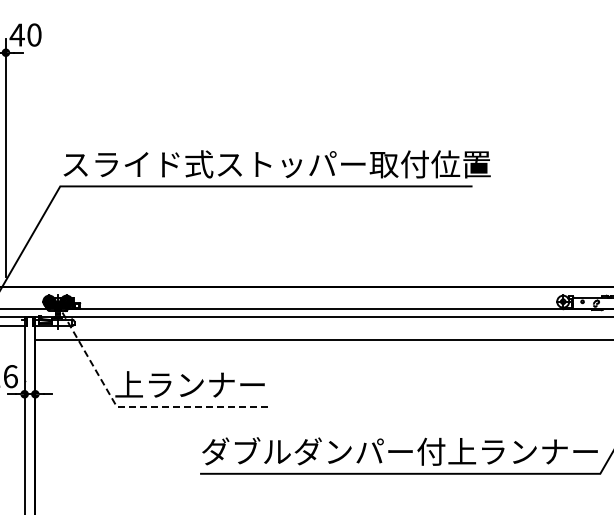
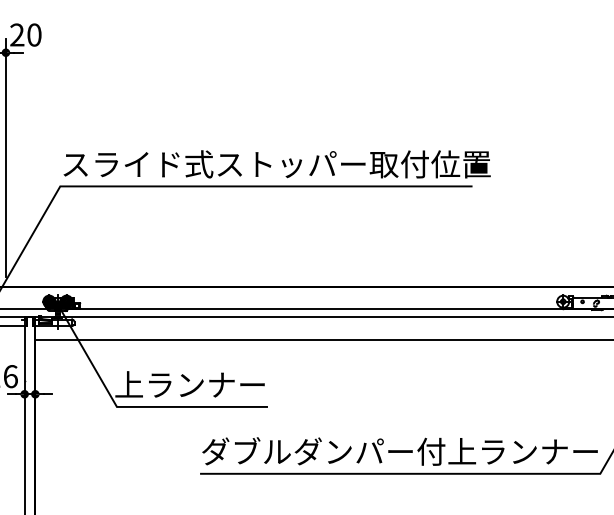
text: 40 -> 20 (16, 34)
line: dashed -> solid (132, 406)
